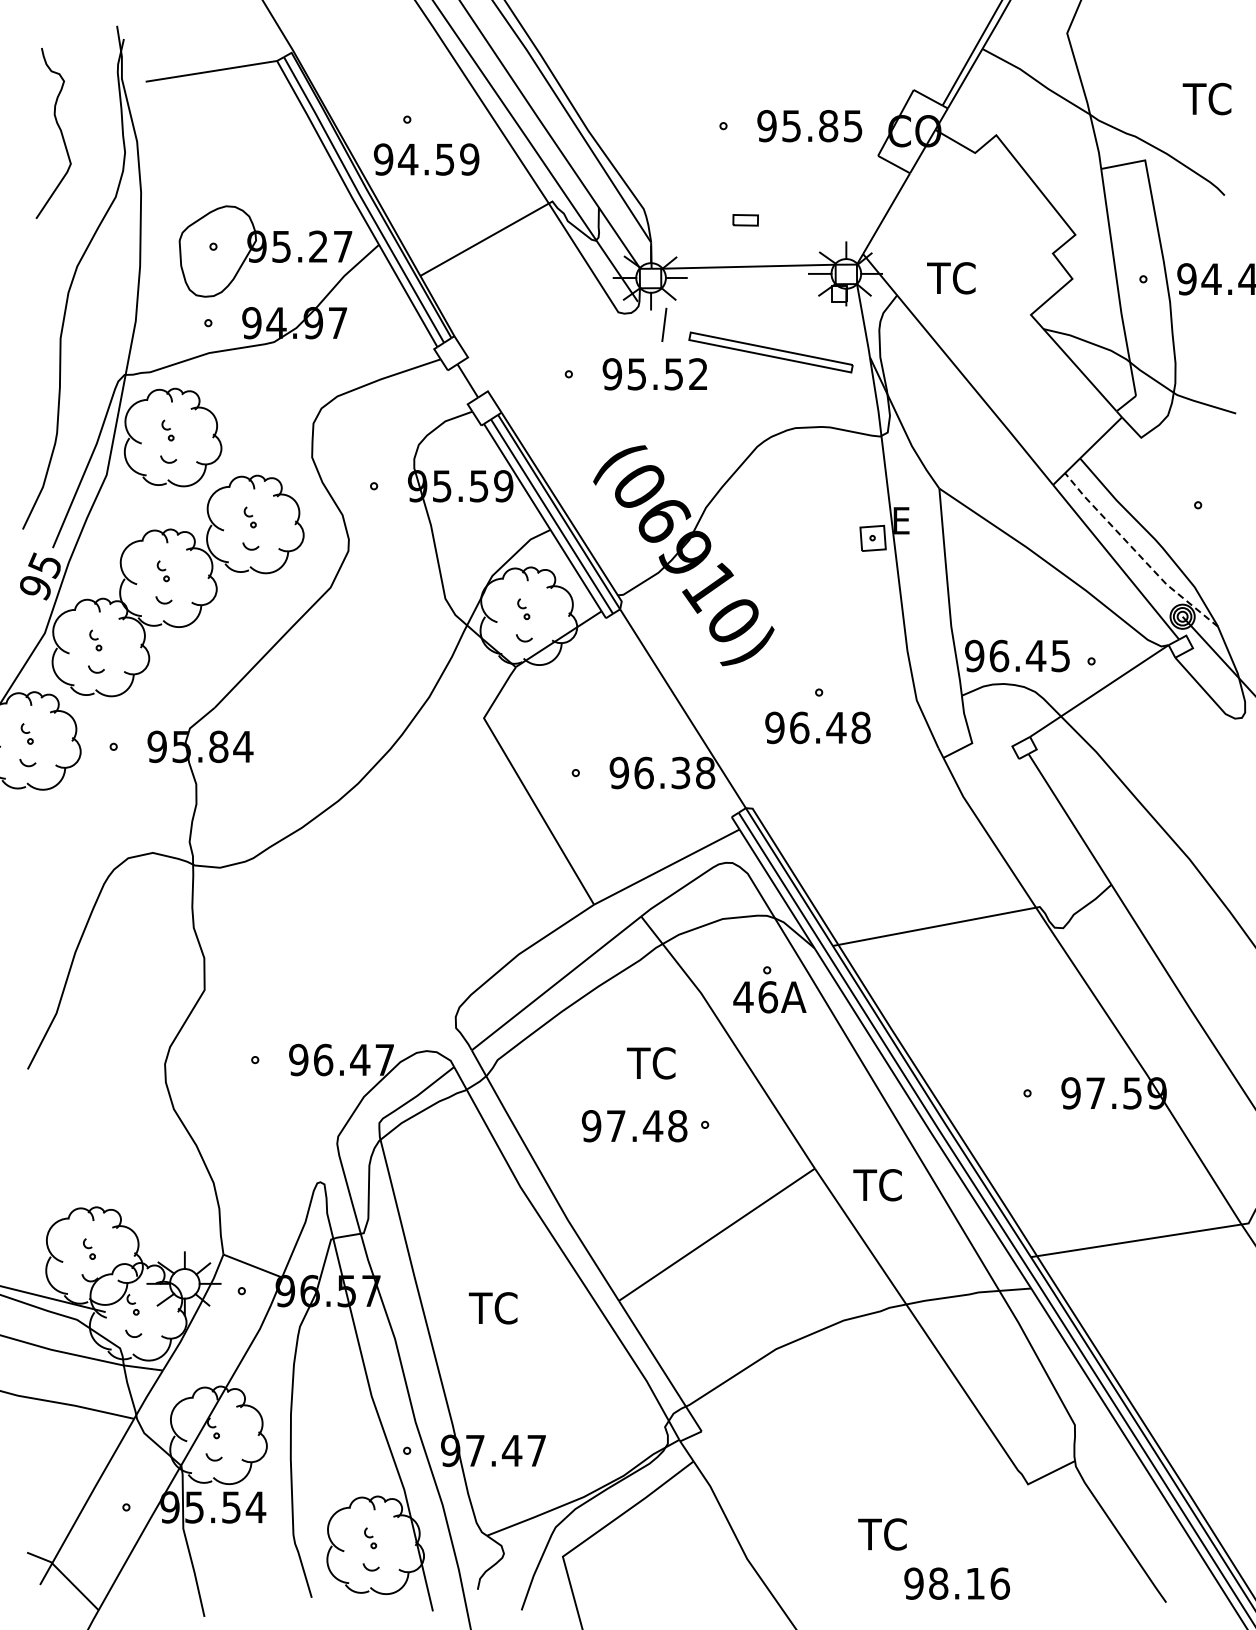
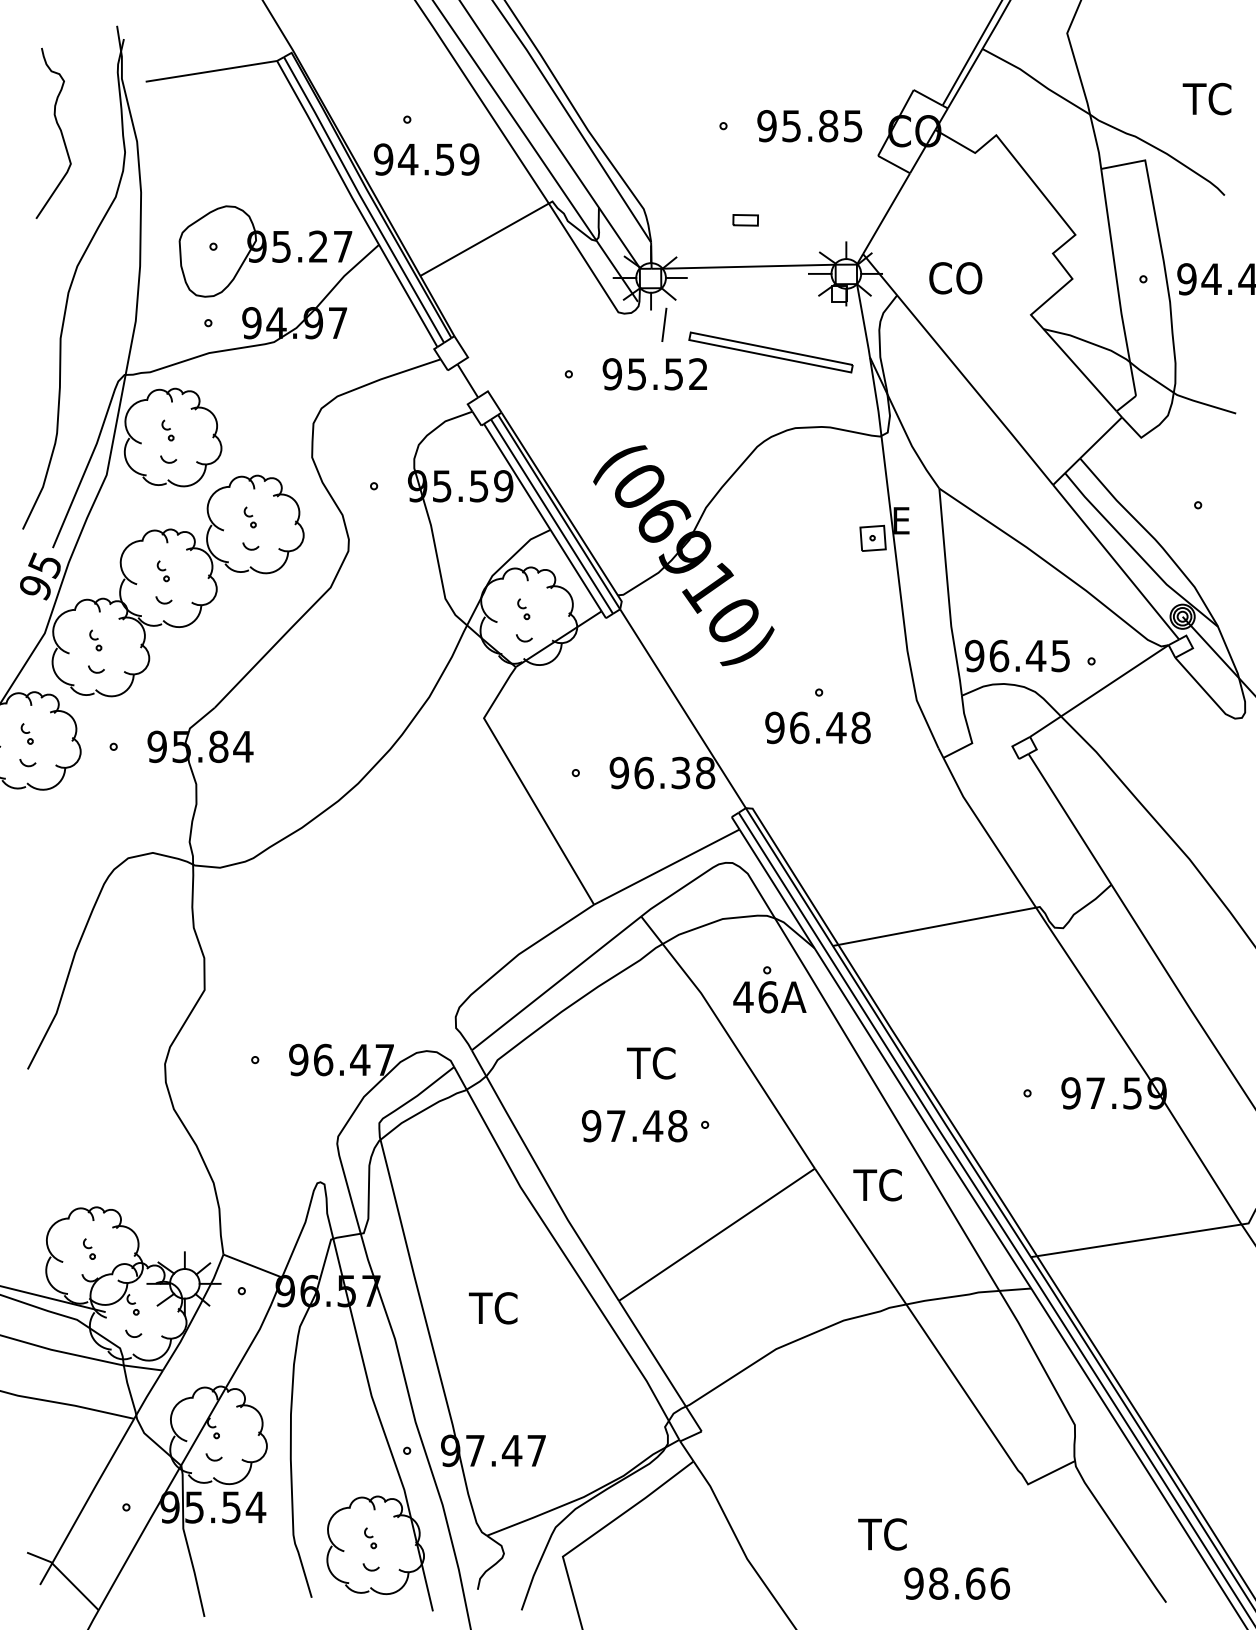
text: TC -> CO (954, 278)
line: dashed -> solid (1137, 553)
text: 98.16 -> 98.66 (975, 1583)
